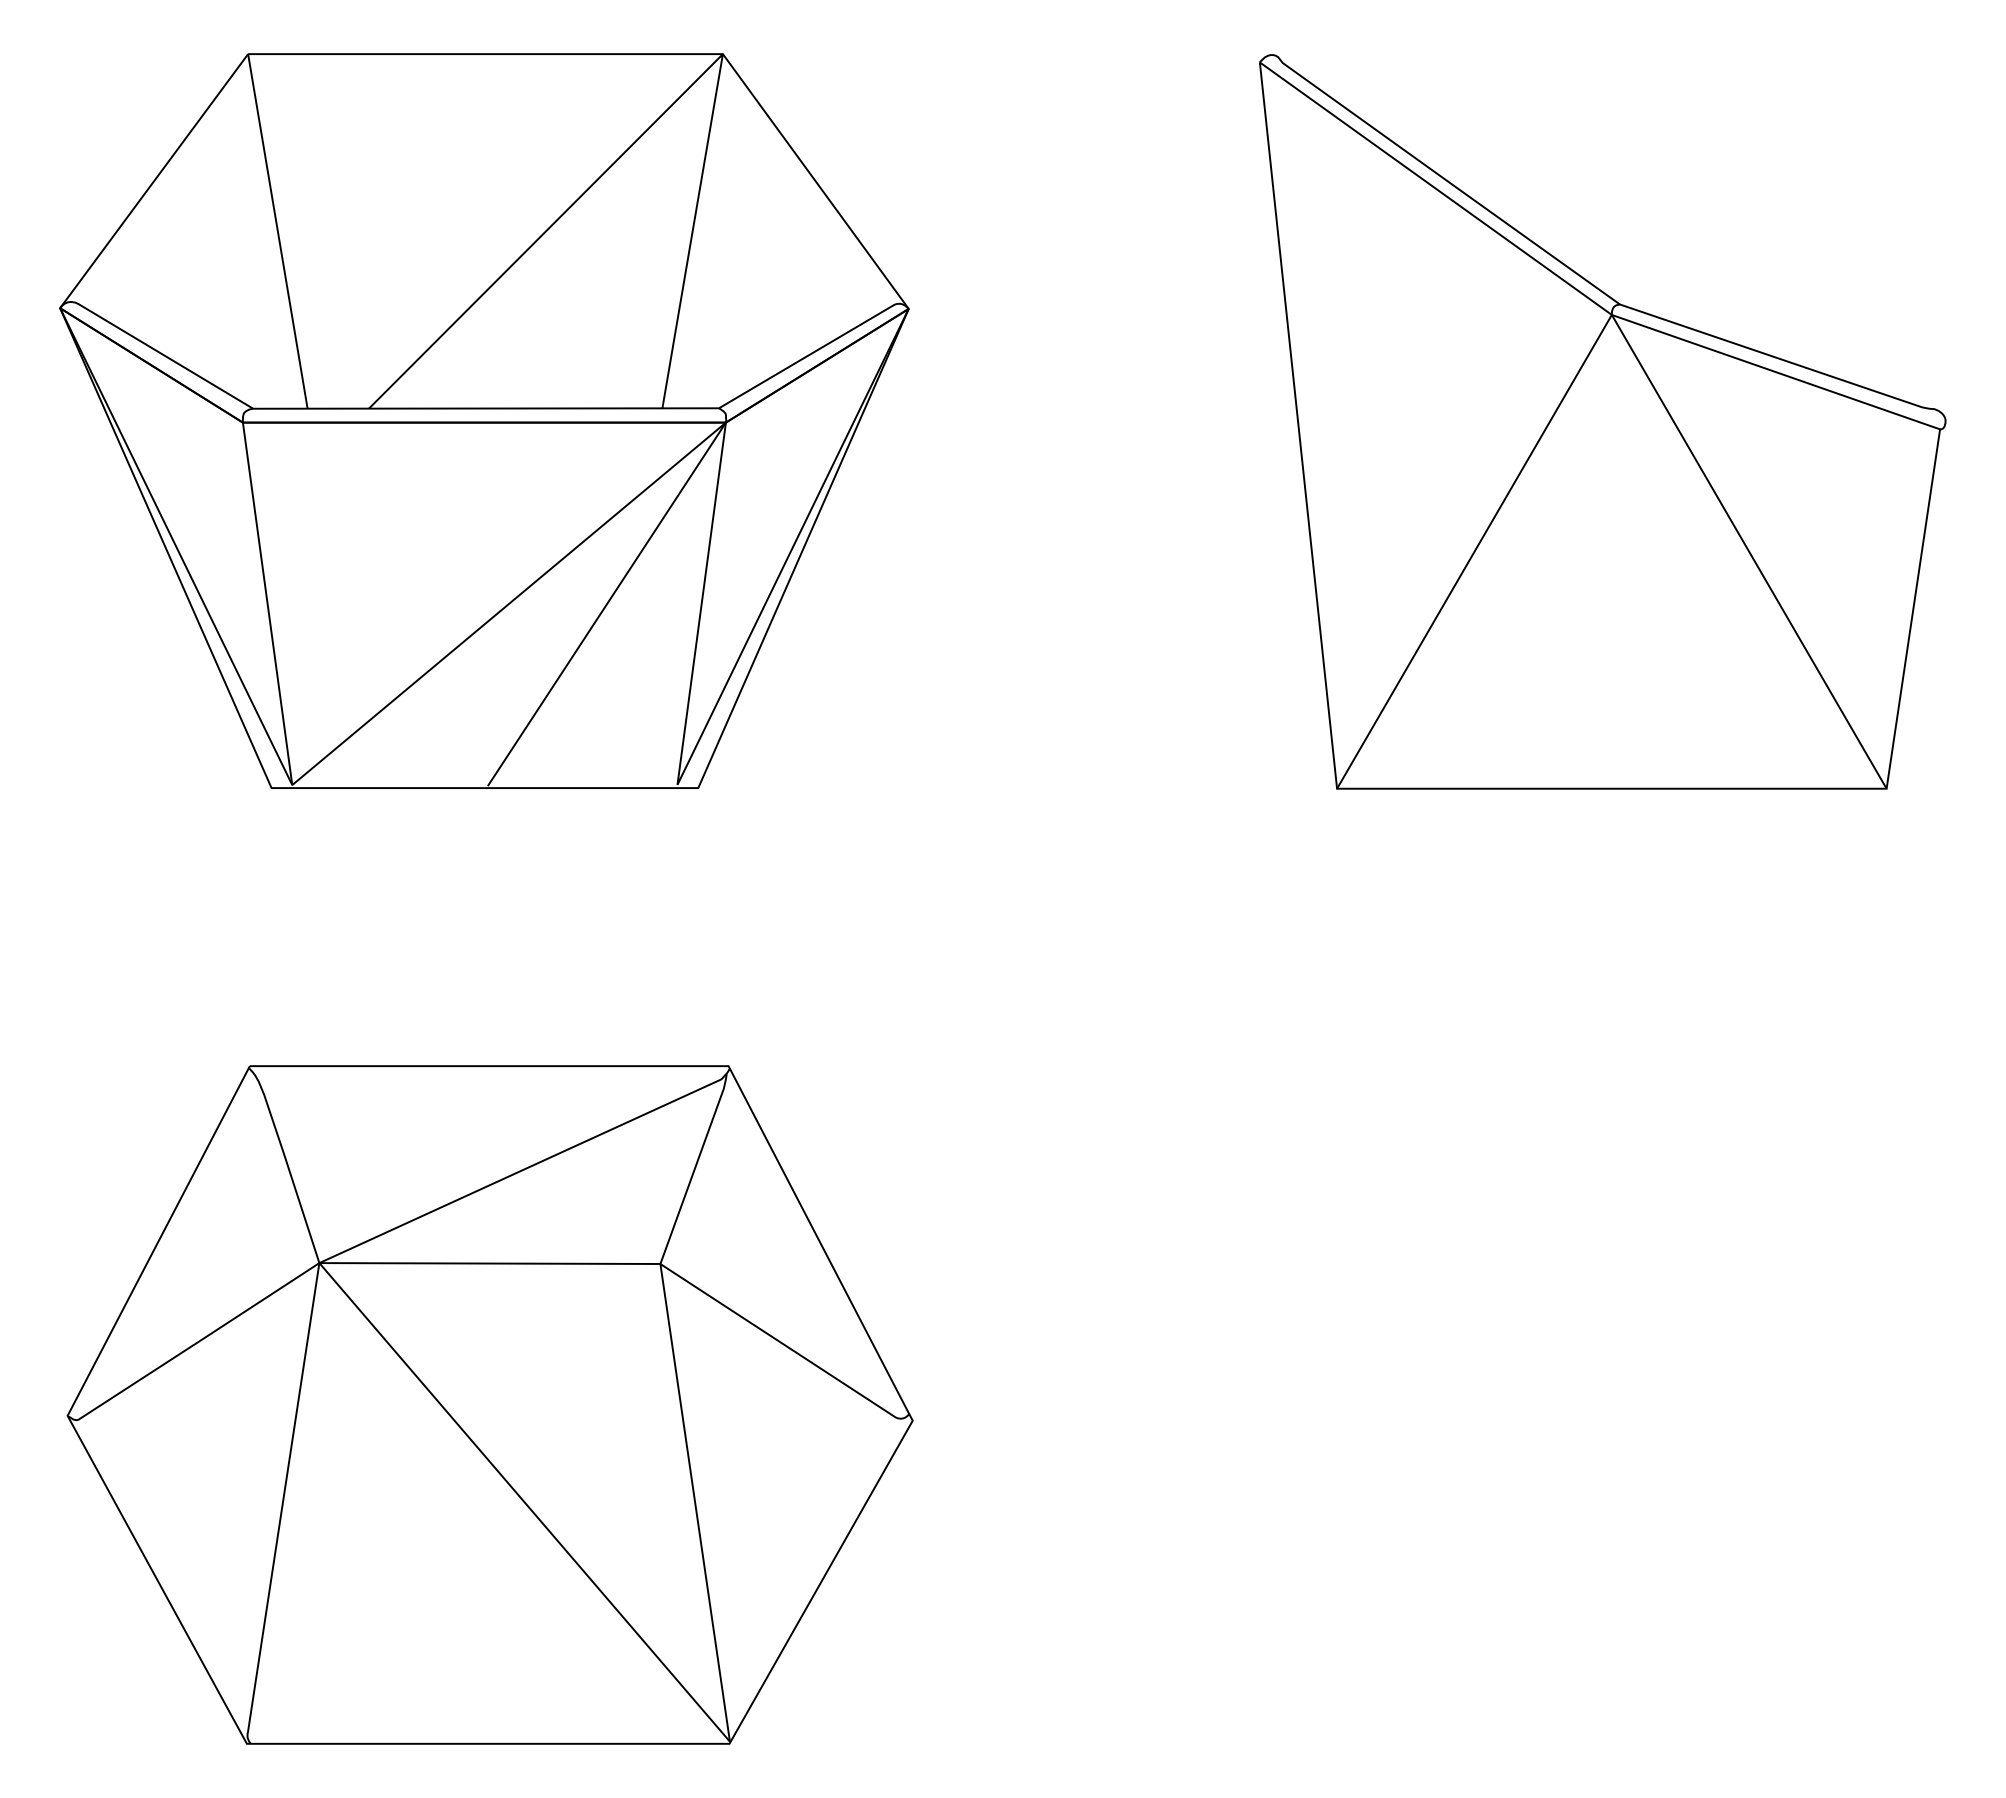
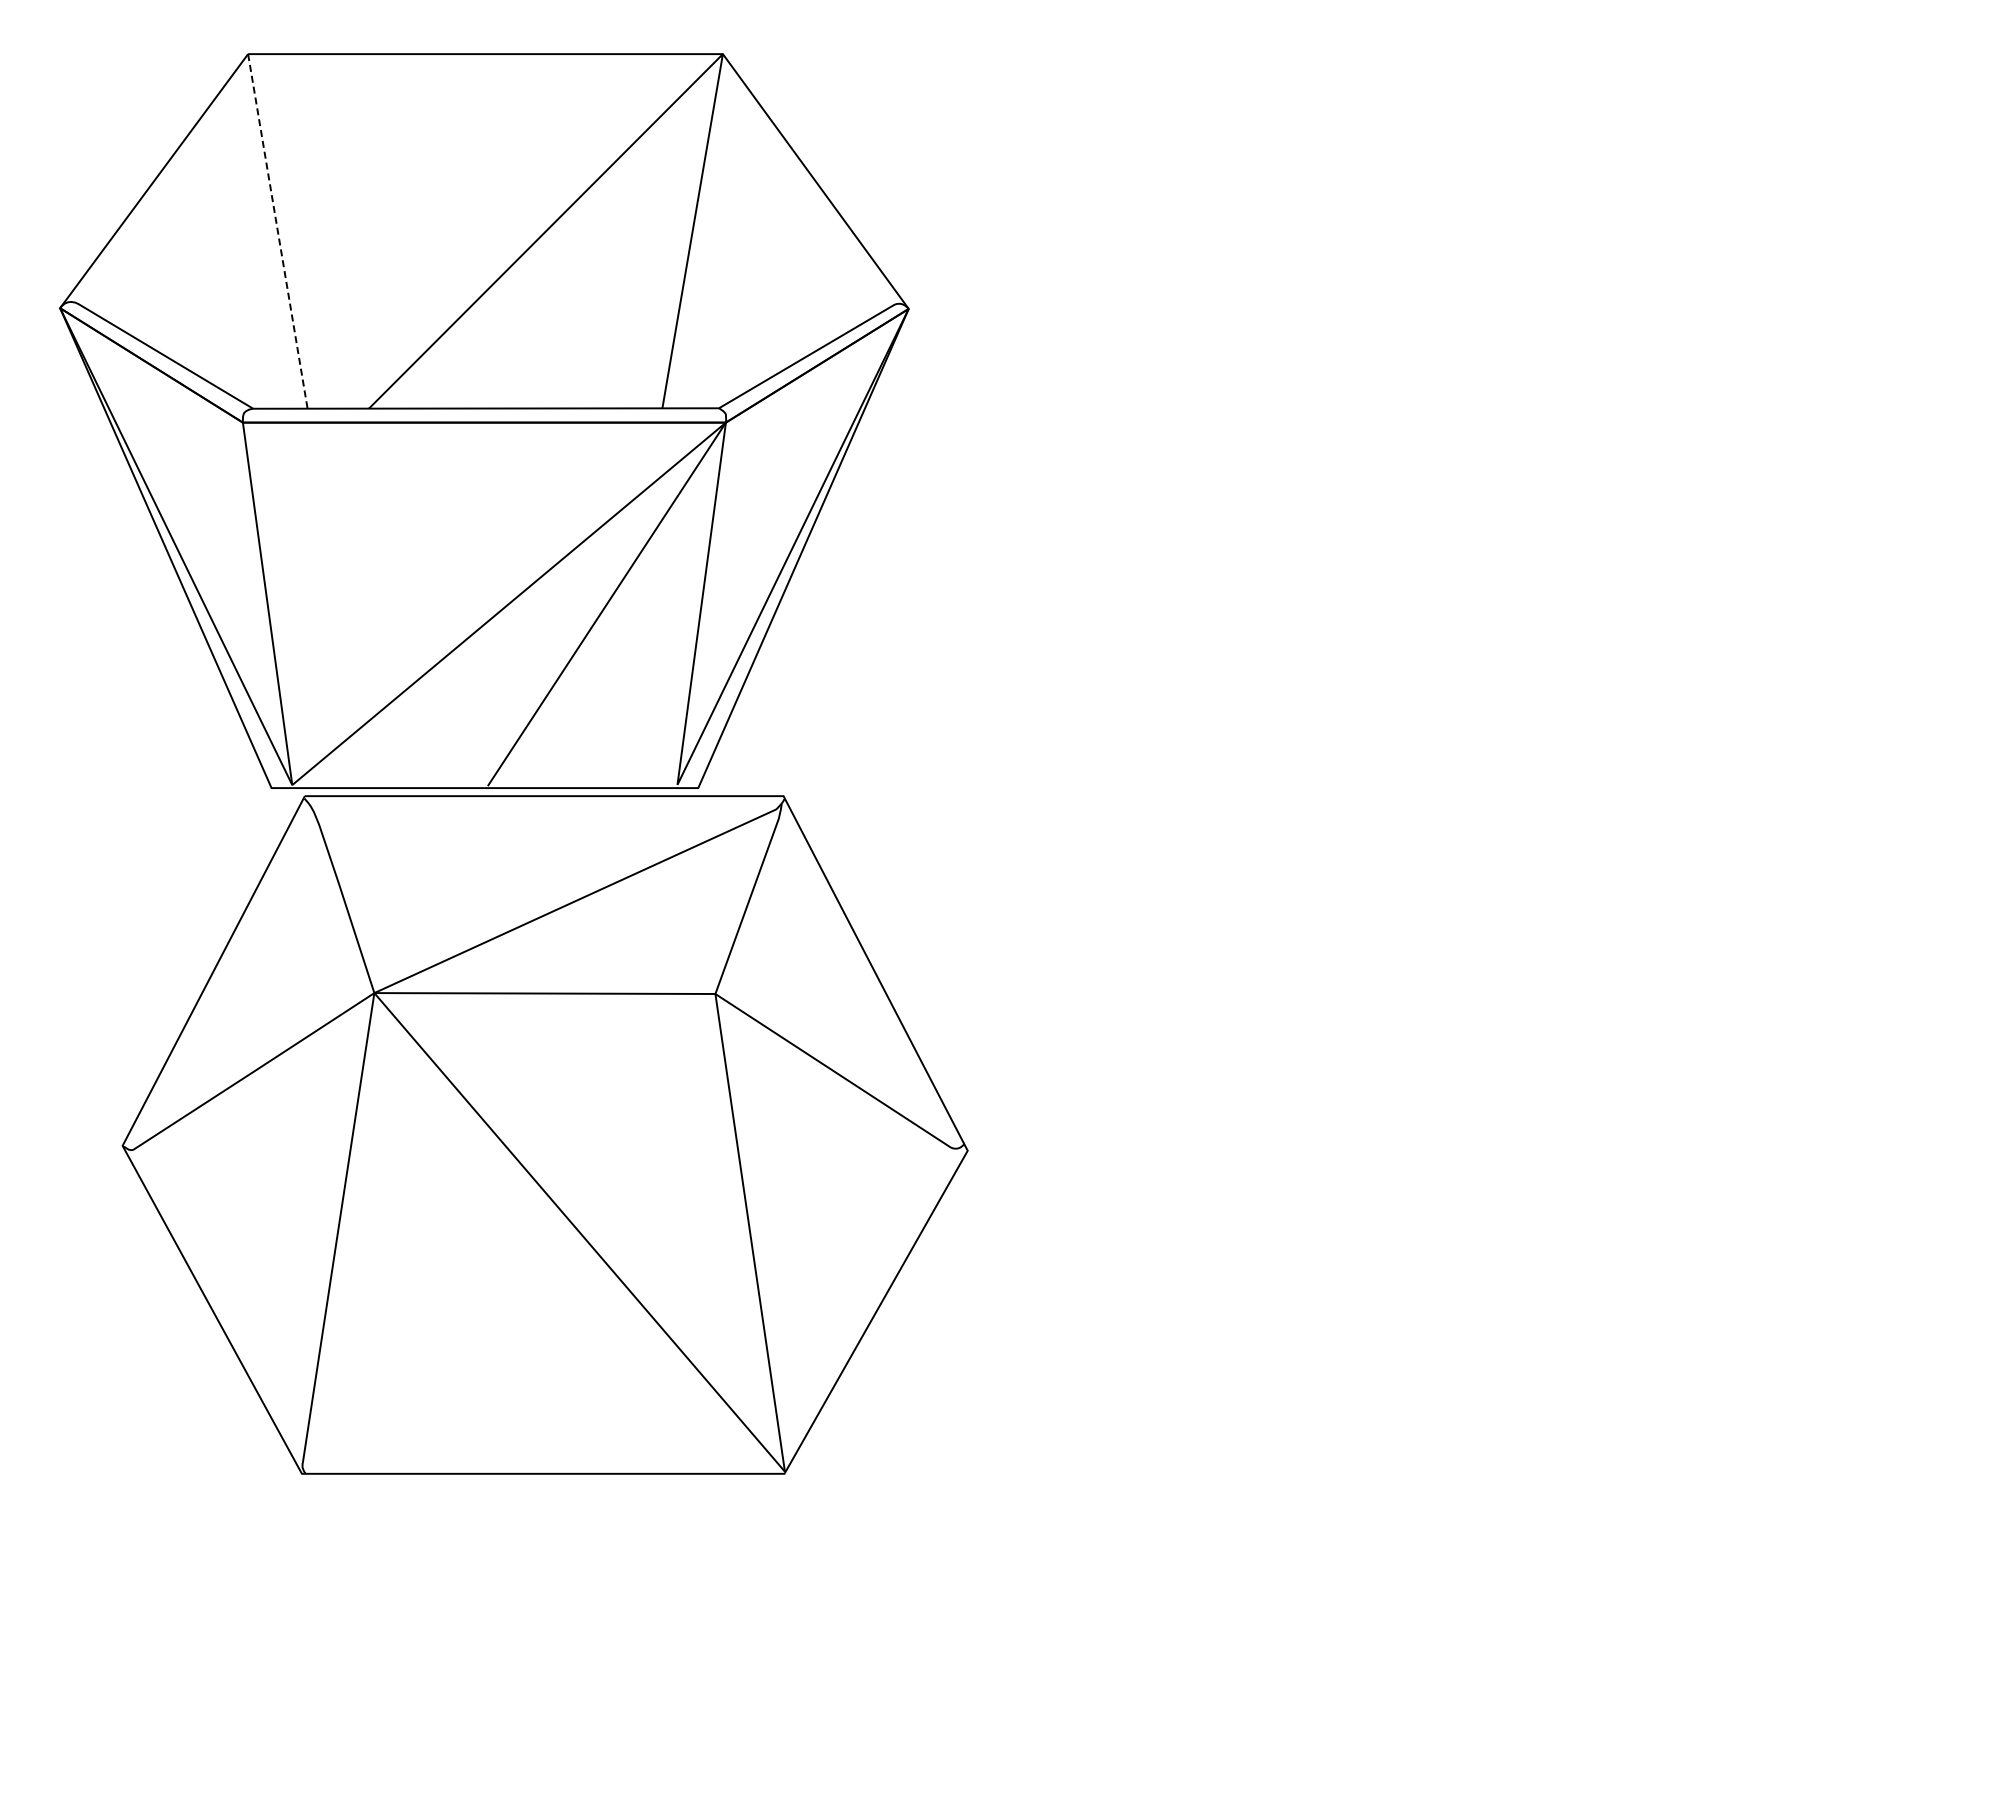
line: solid -> dashed (277, 231)
part: present -> none (1602, 421)
part position: (489, 1404) -> (544, 1134) (544, 1134)
